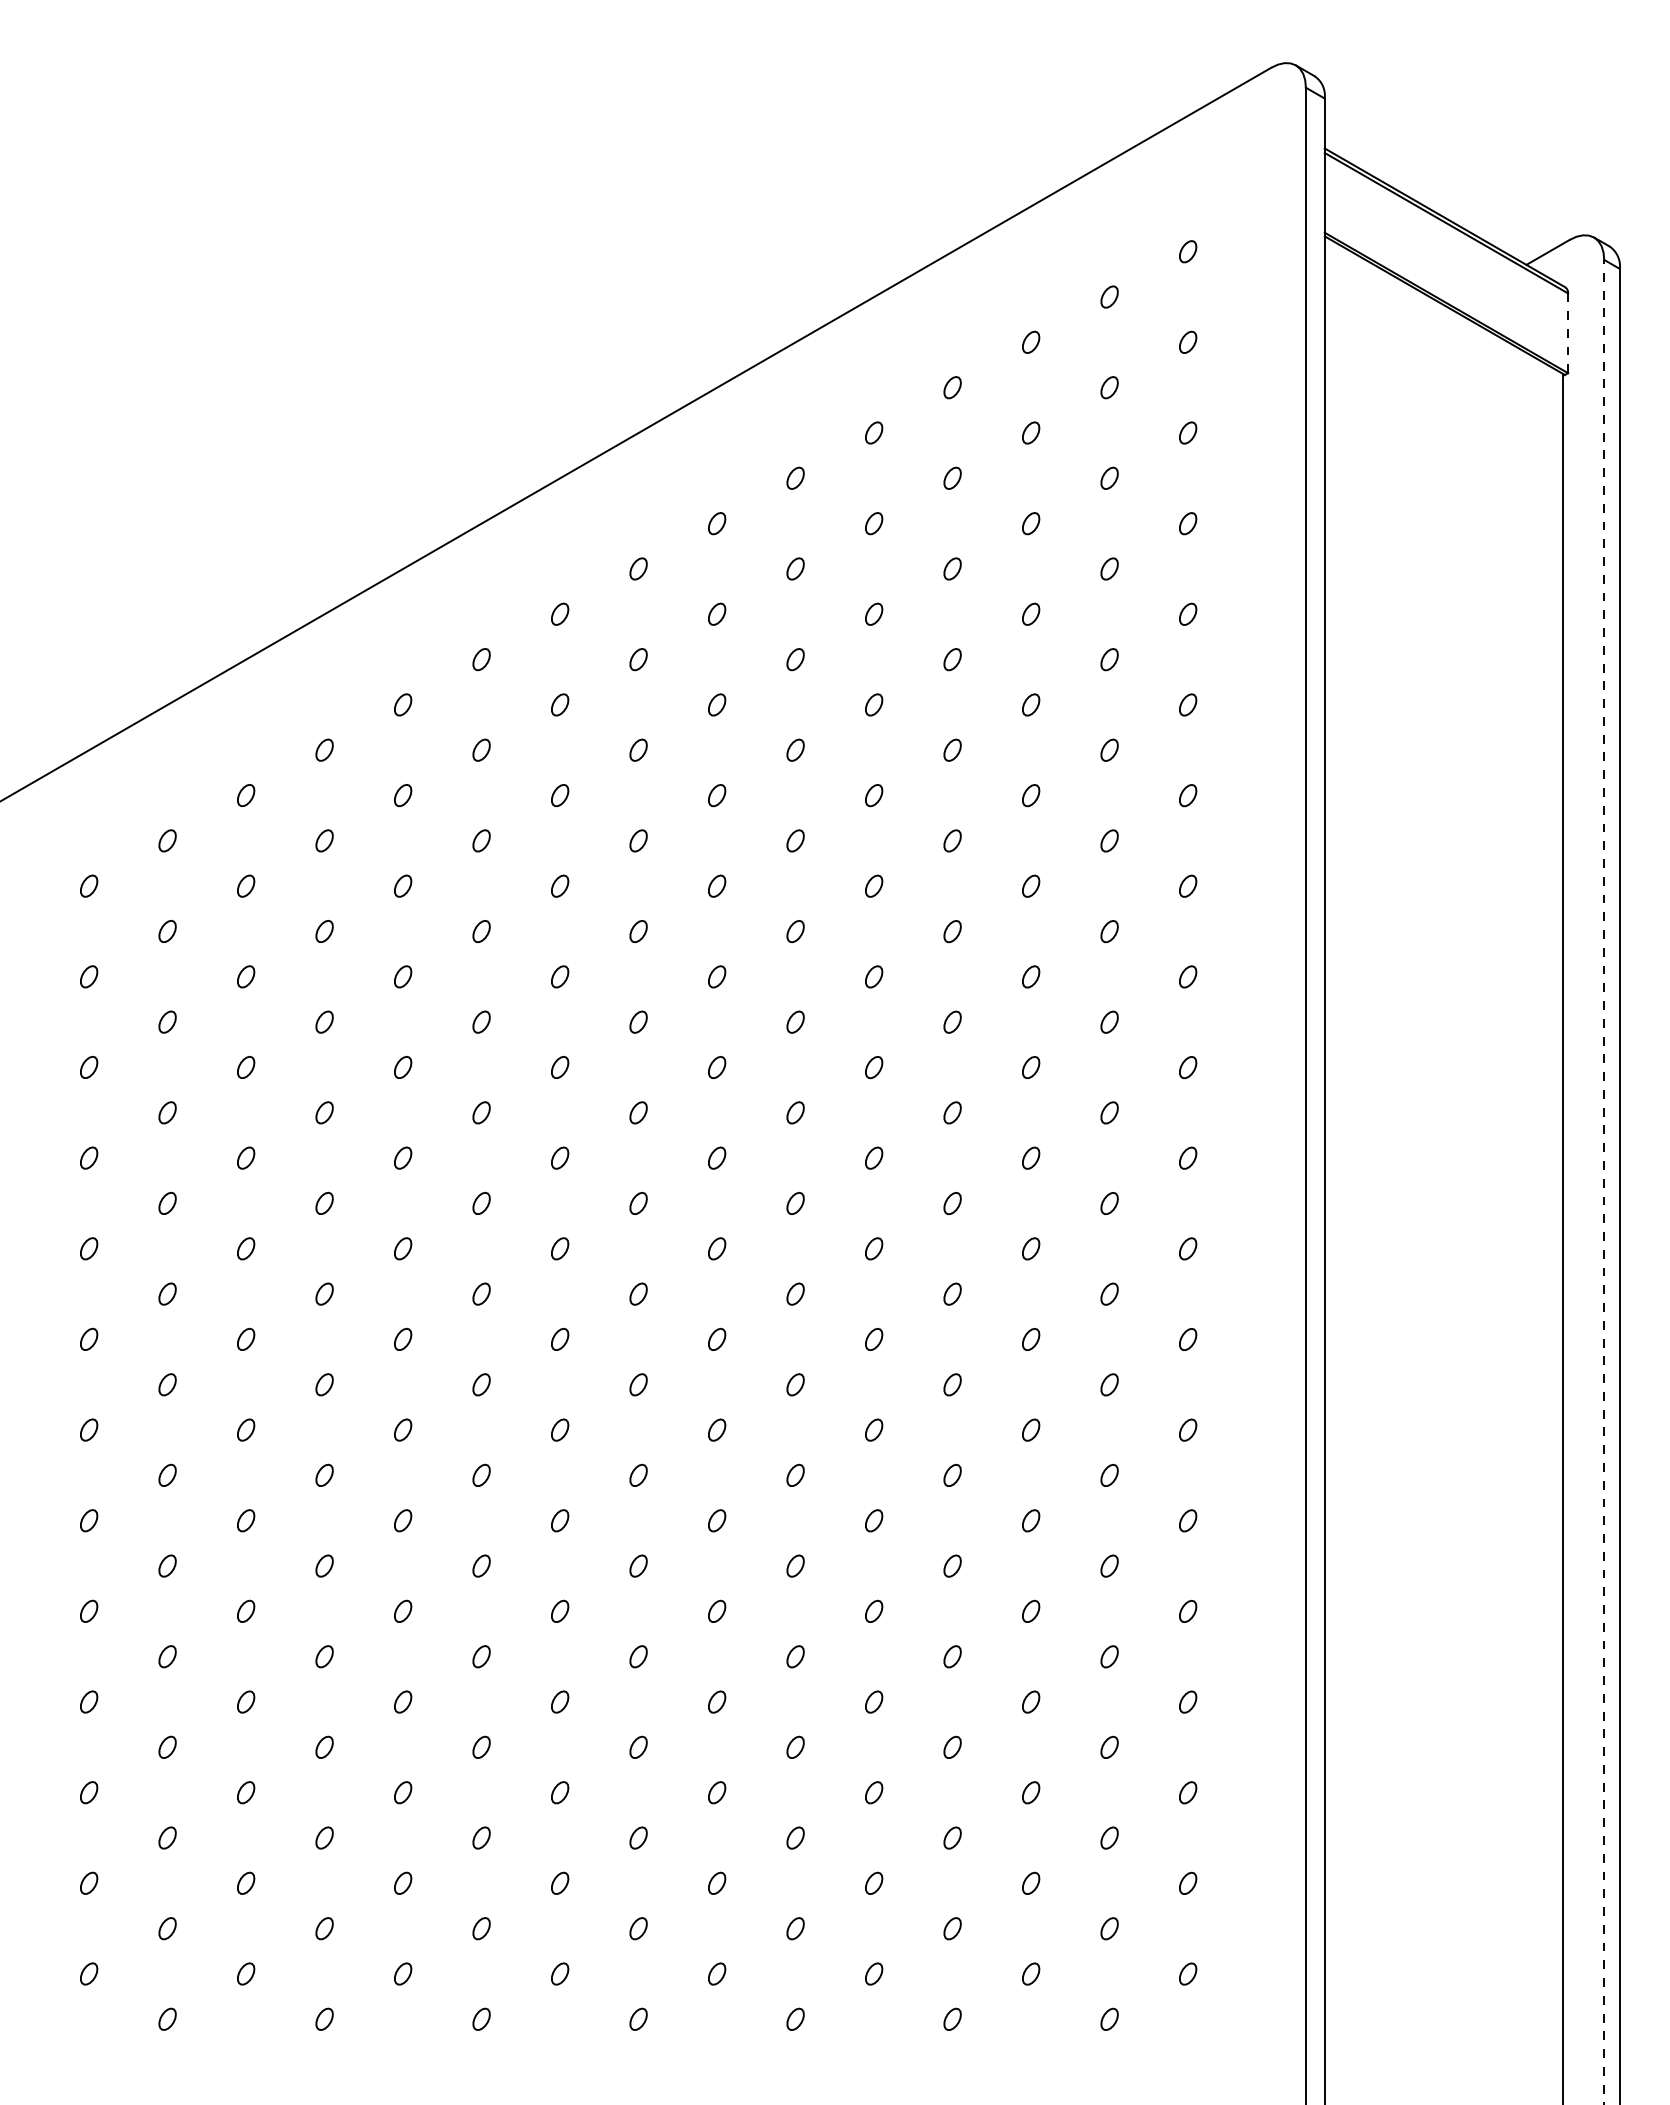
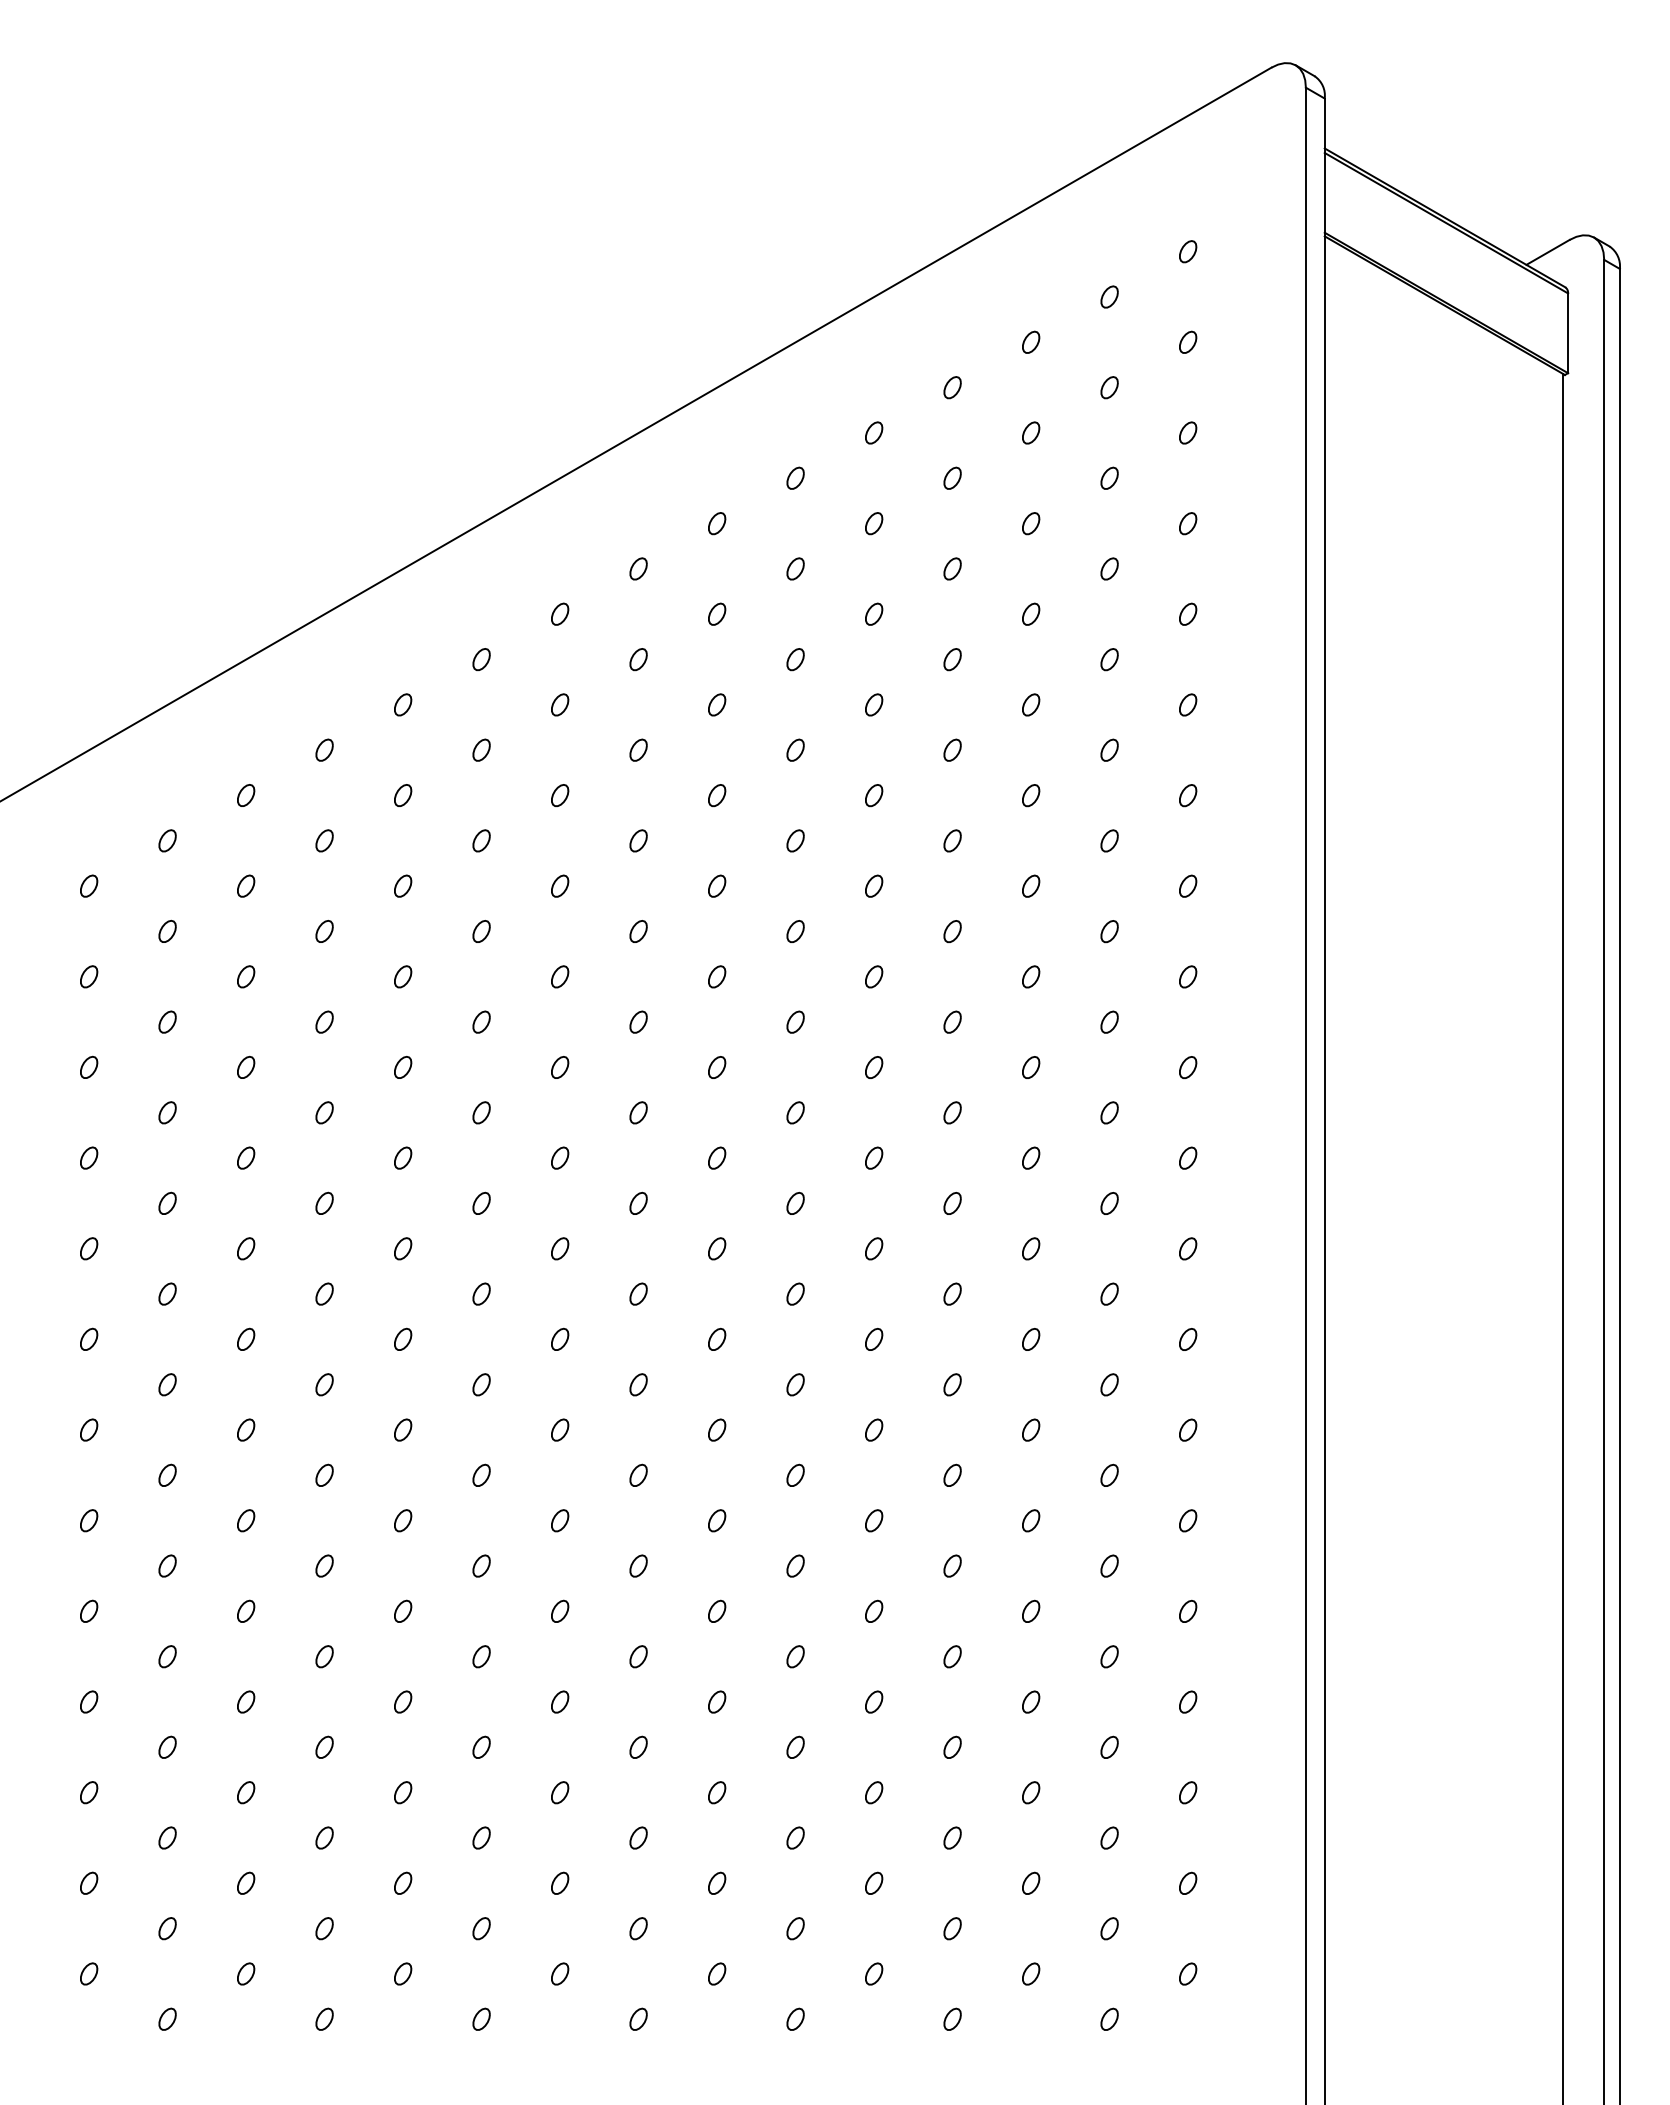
line: dashed -> solid (1568, 333)
line: dashed -> solid (1604, 1181)
